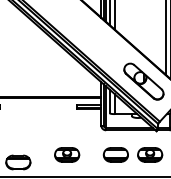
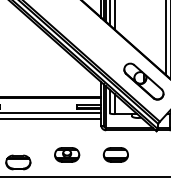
line: none -> present (51, 112)
line: none -> present (51, 118)
part: present -> none (150, 154)
